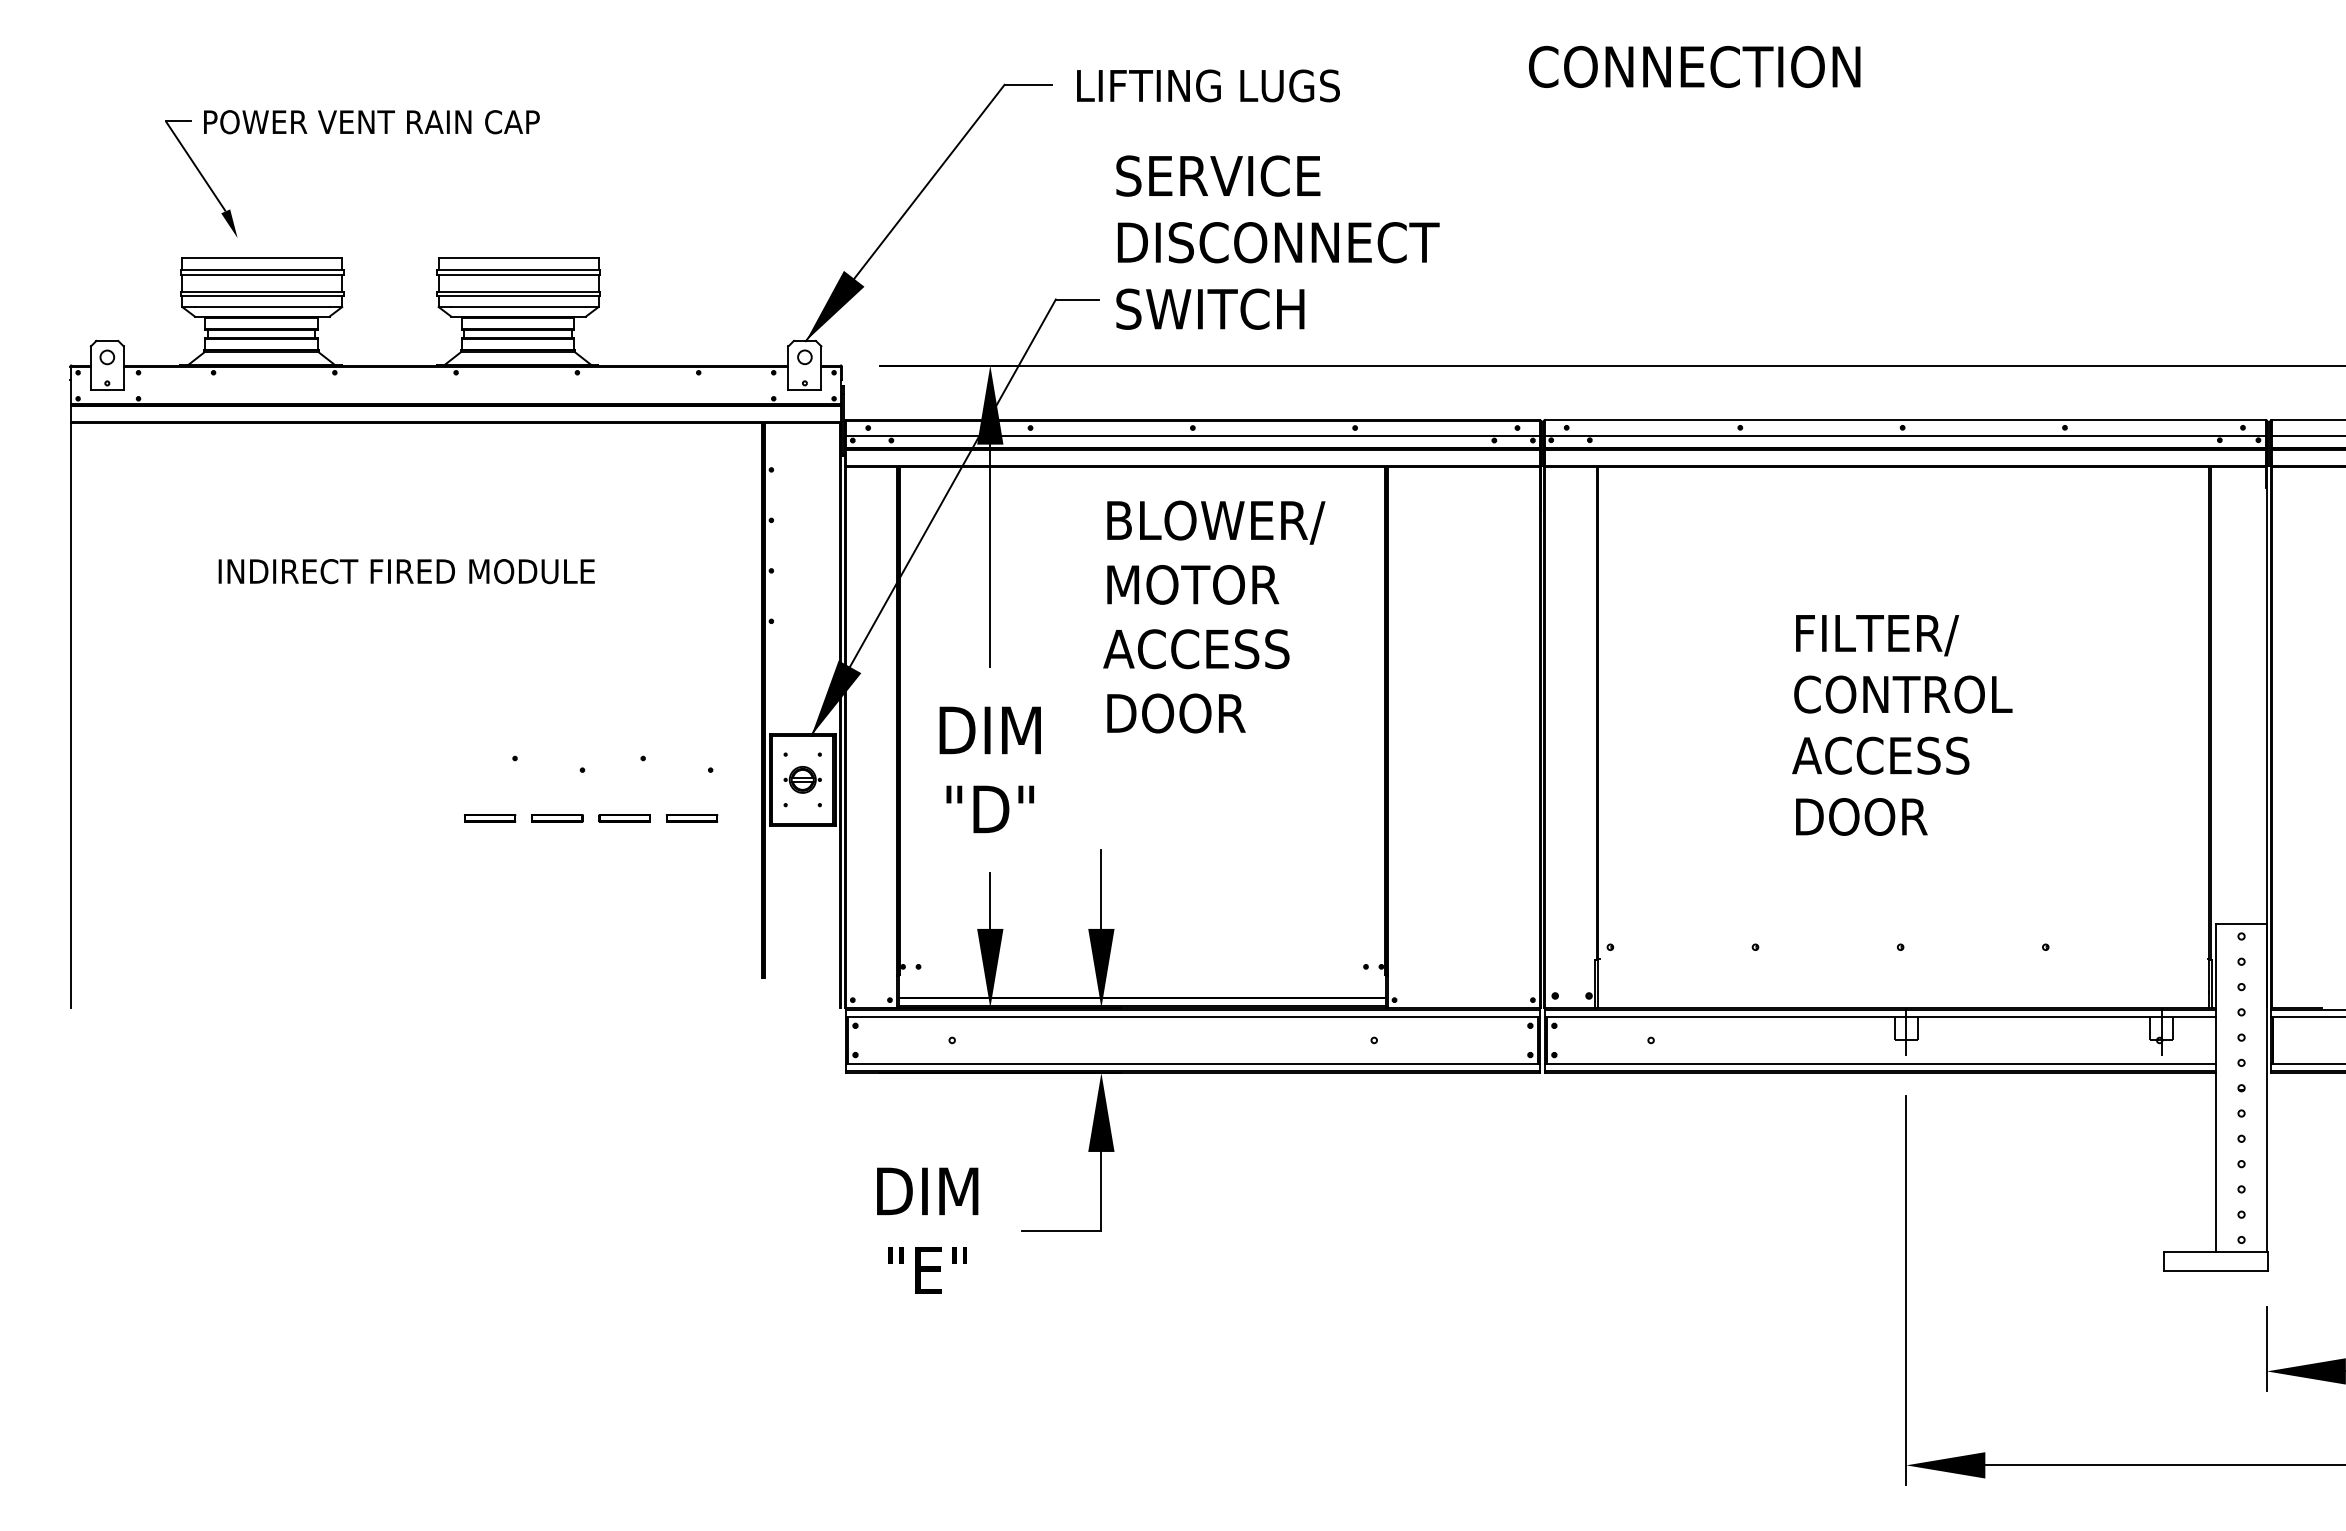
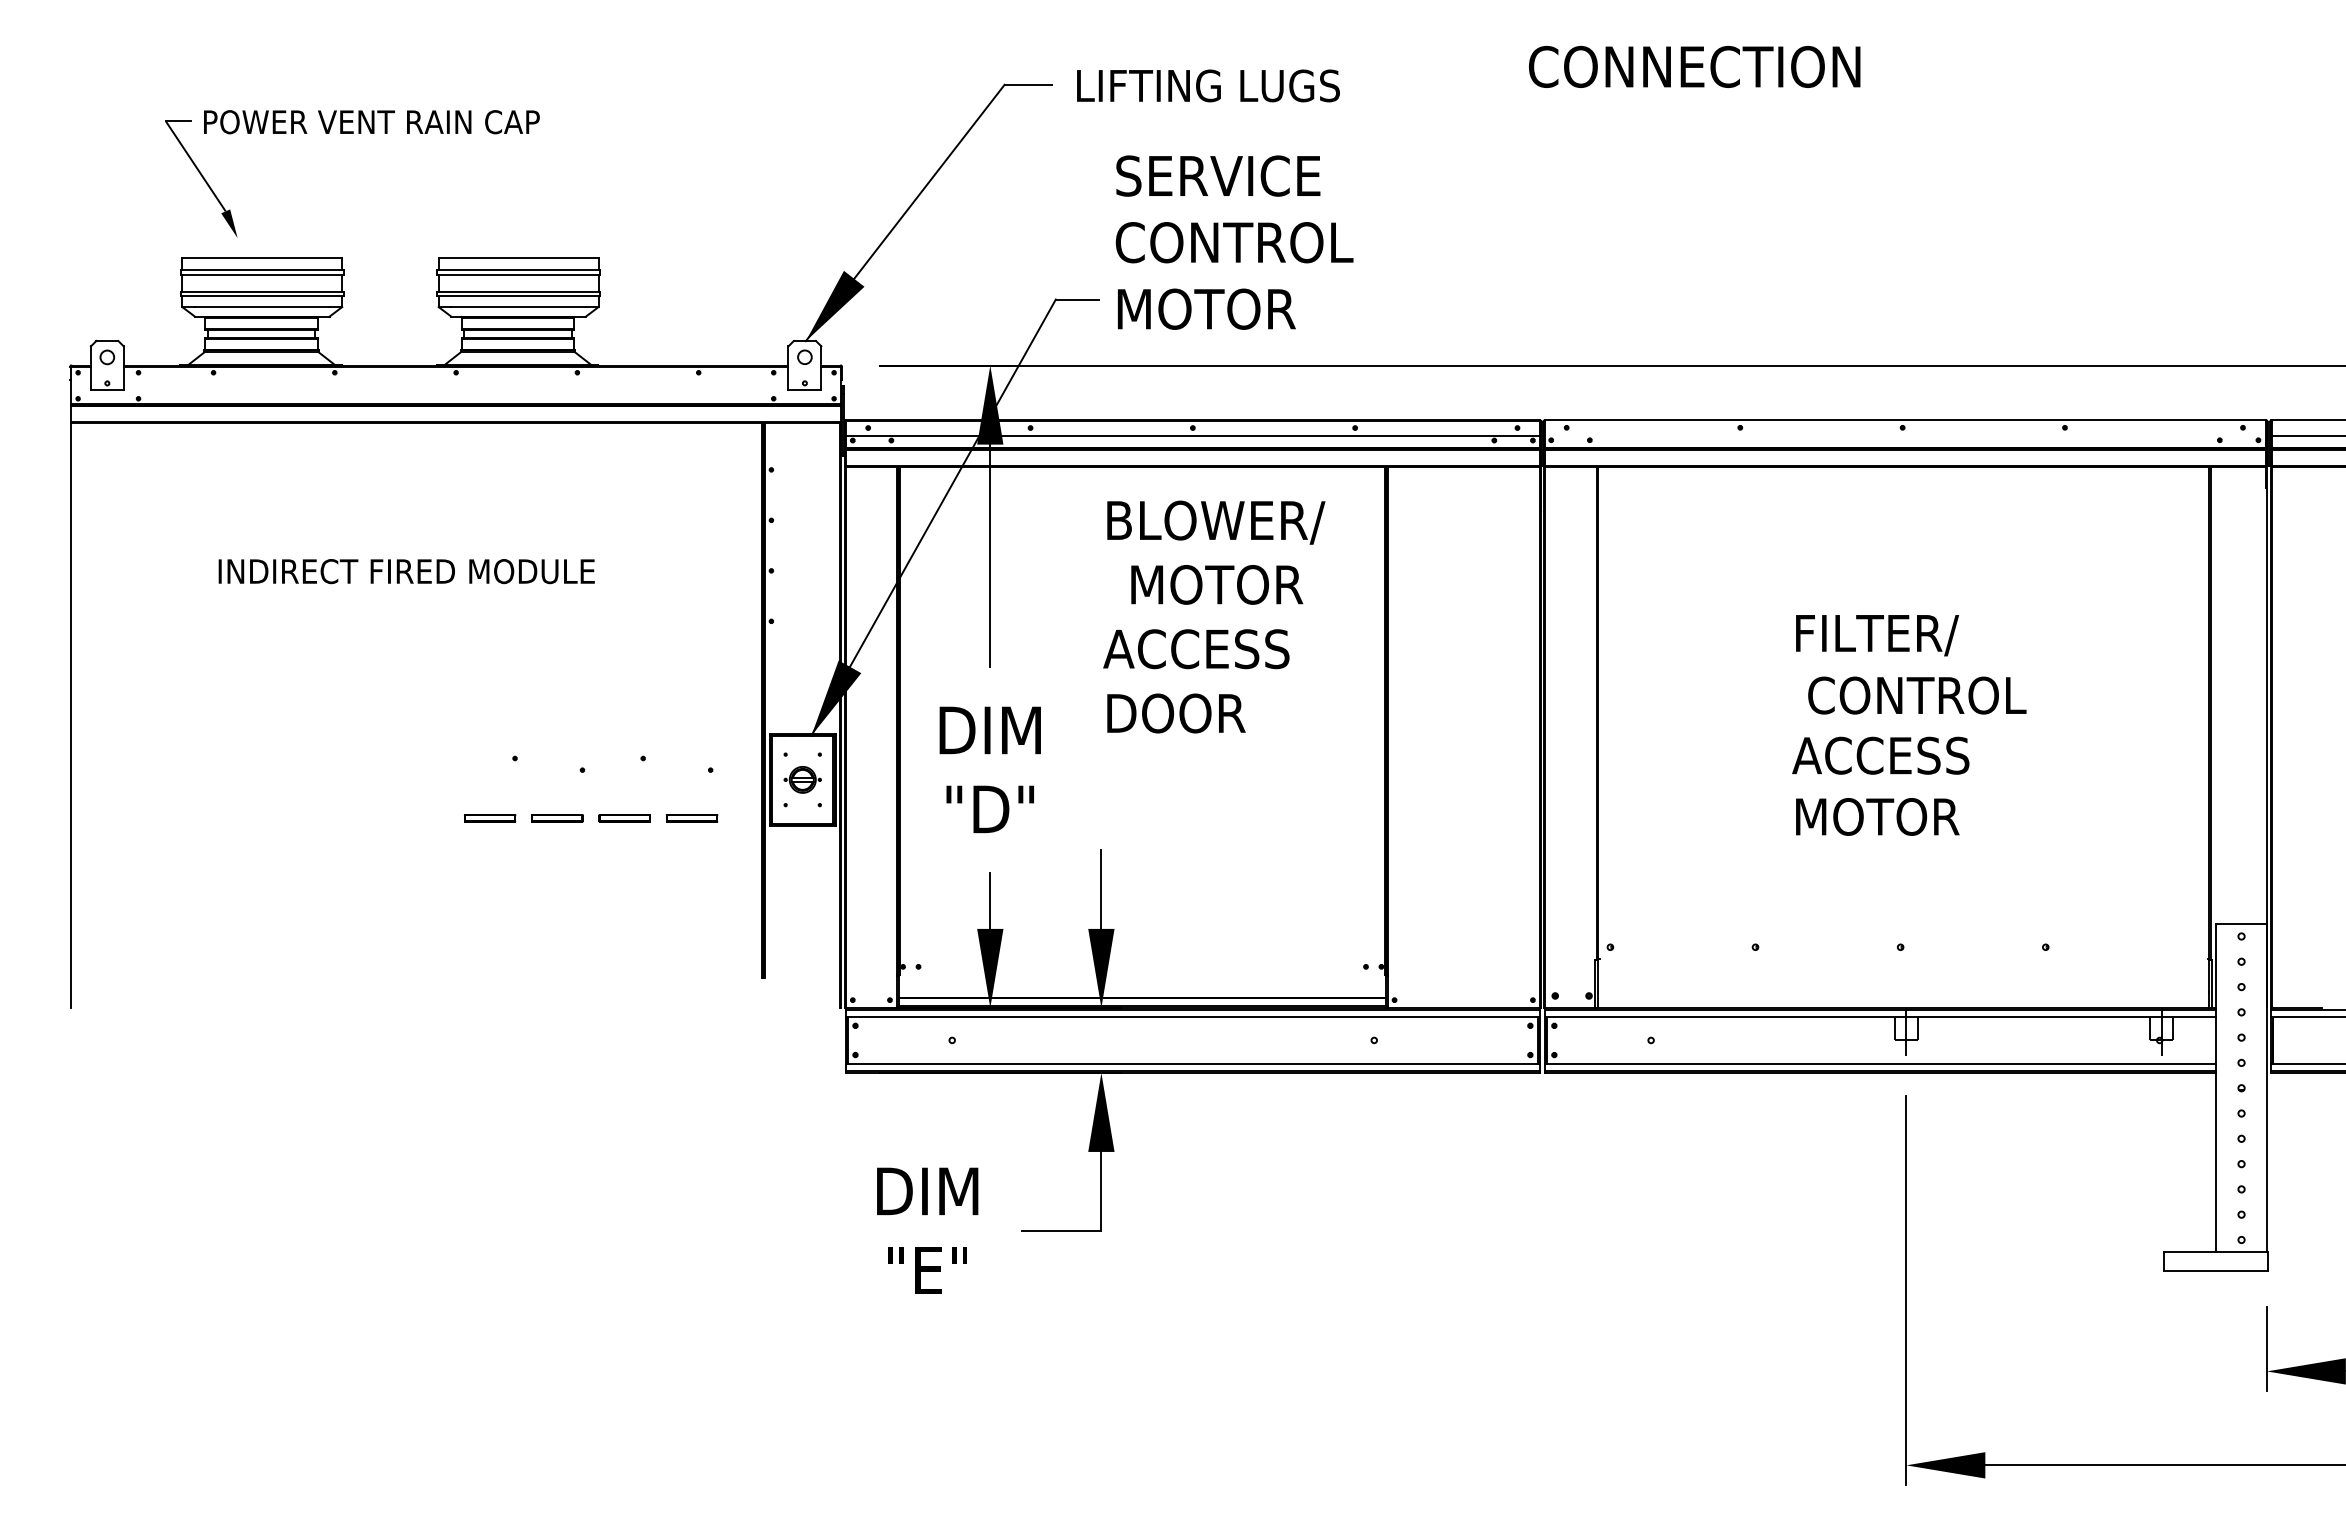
text: DISCONNECT -> CONTROL (1277, 242)
text: SWITCH -> MOTOR (1210, 308)
line: present -> none (1905, 435)
text position: (1193, 584) -> (1217, 584) (1217, 584)
text position: (1903, 694) -> (1917, 695) (1917, 695)
text: DOOR -> MOTOR (1879, 816)
